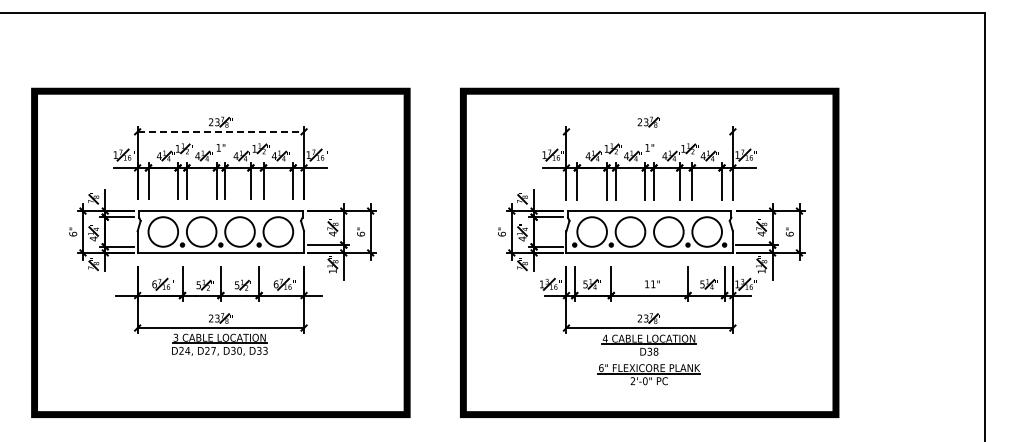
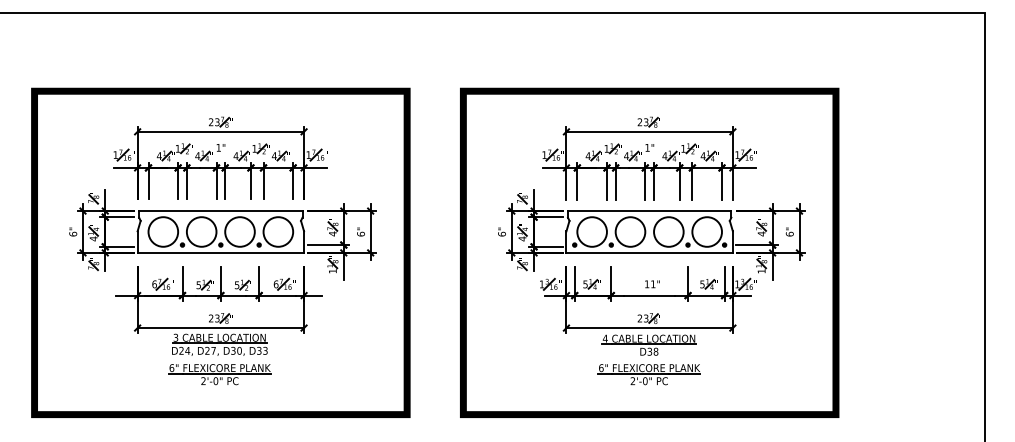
line: dashed -> solid (221, 131)
line: none -> present (649, 131)
part: none -> present (219, 374)
